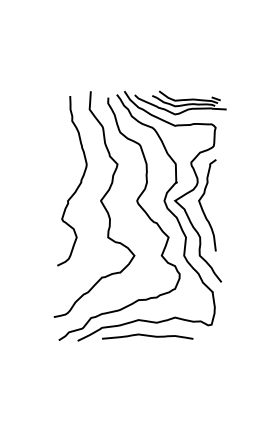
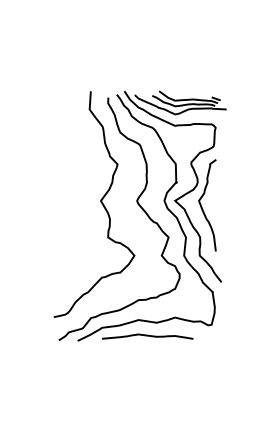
curve: present -> none (78, 184)
